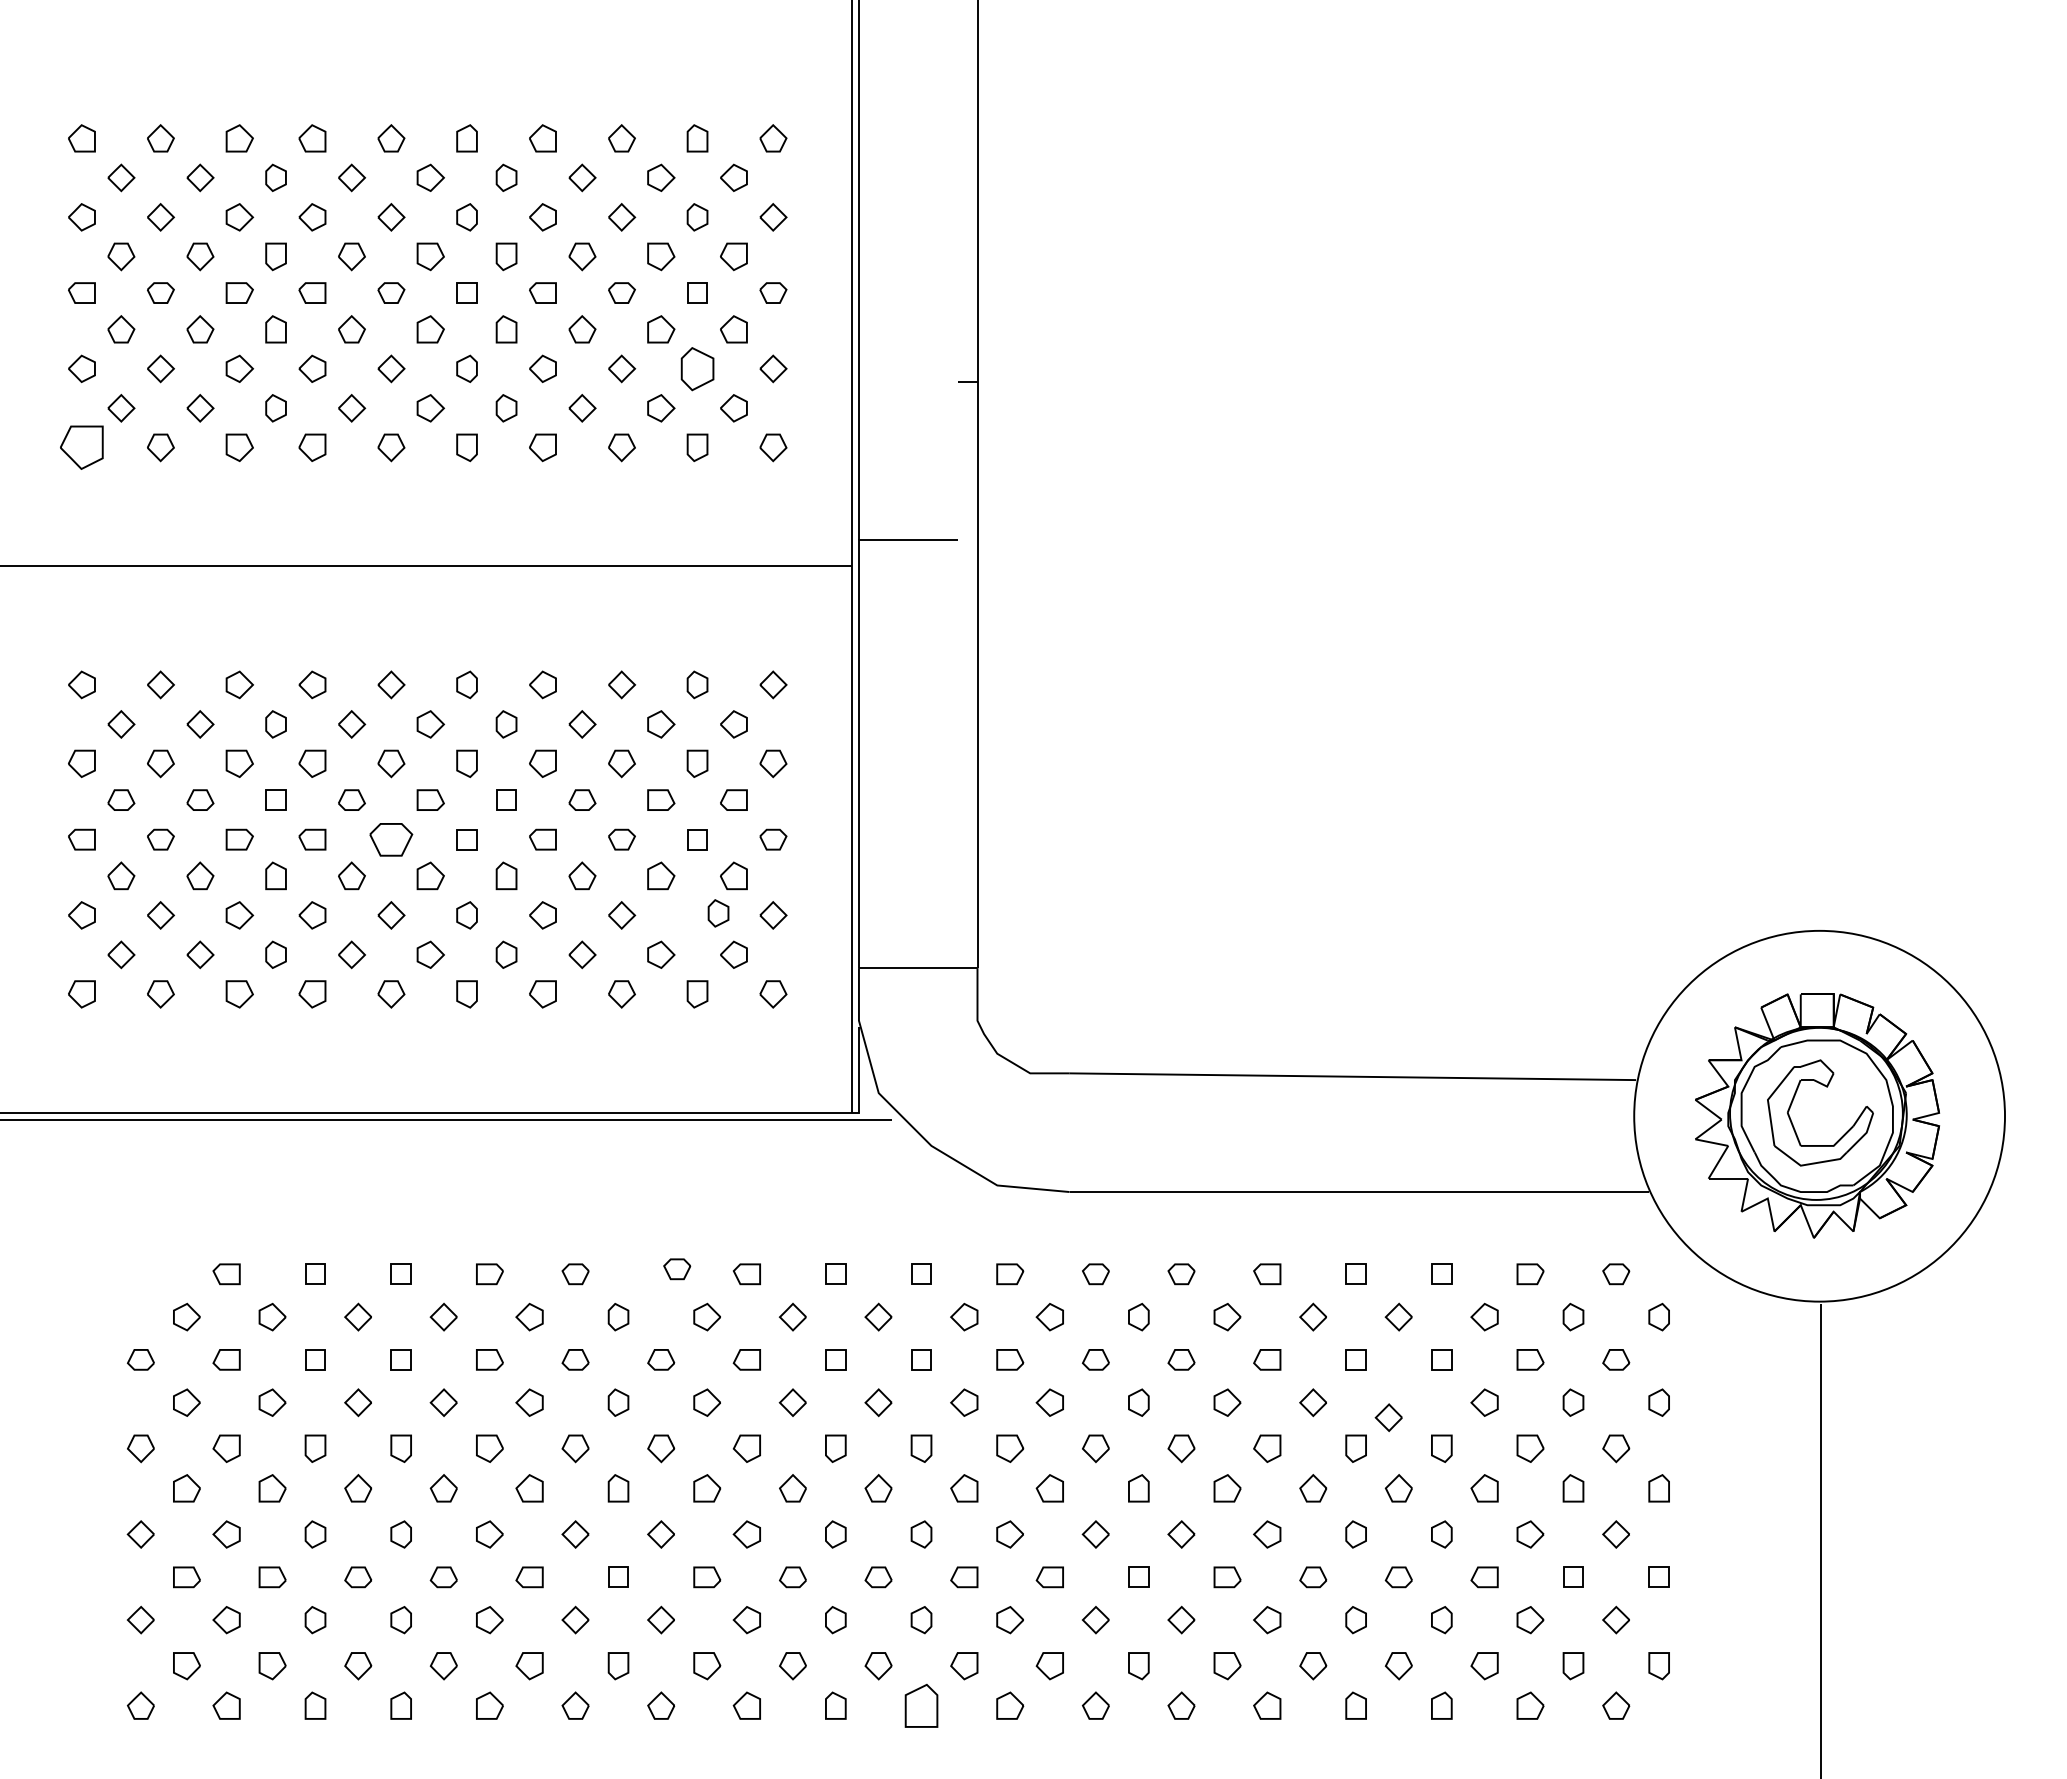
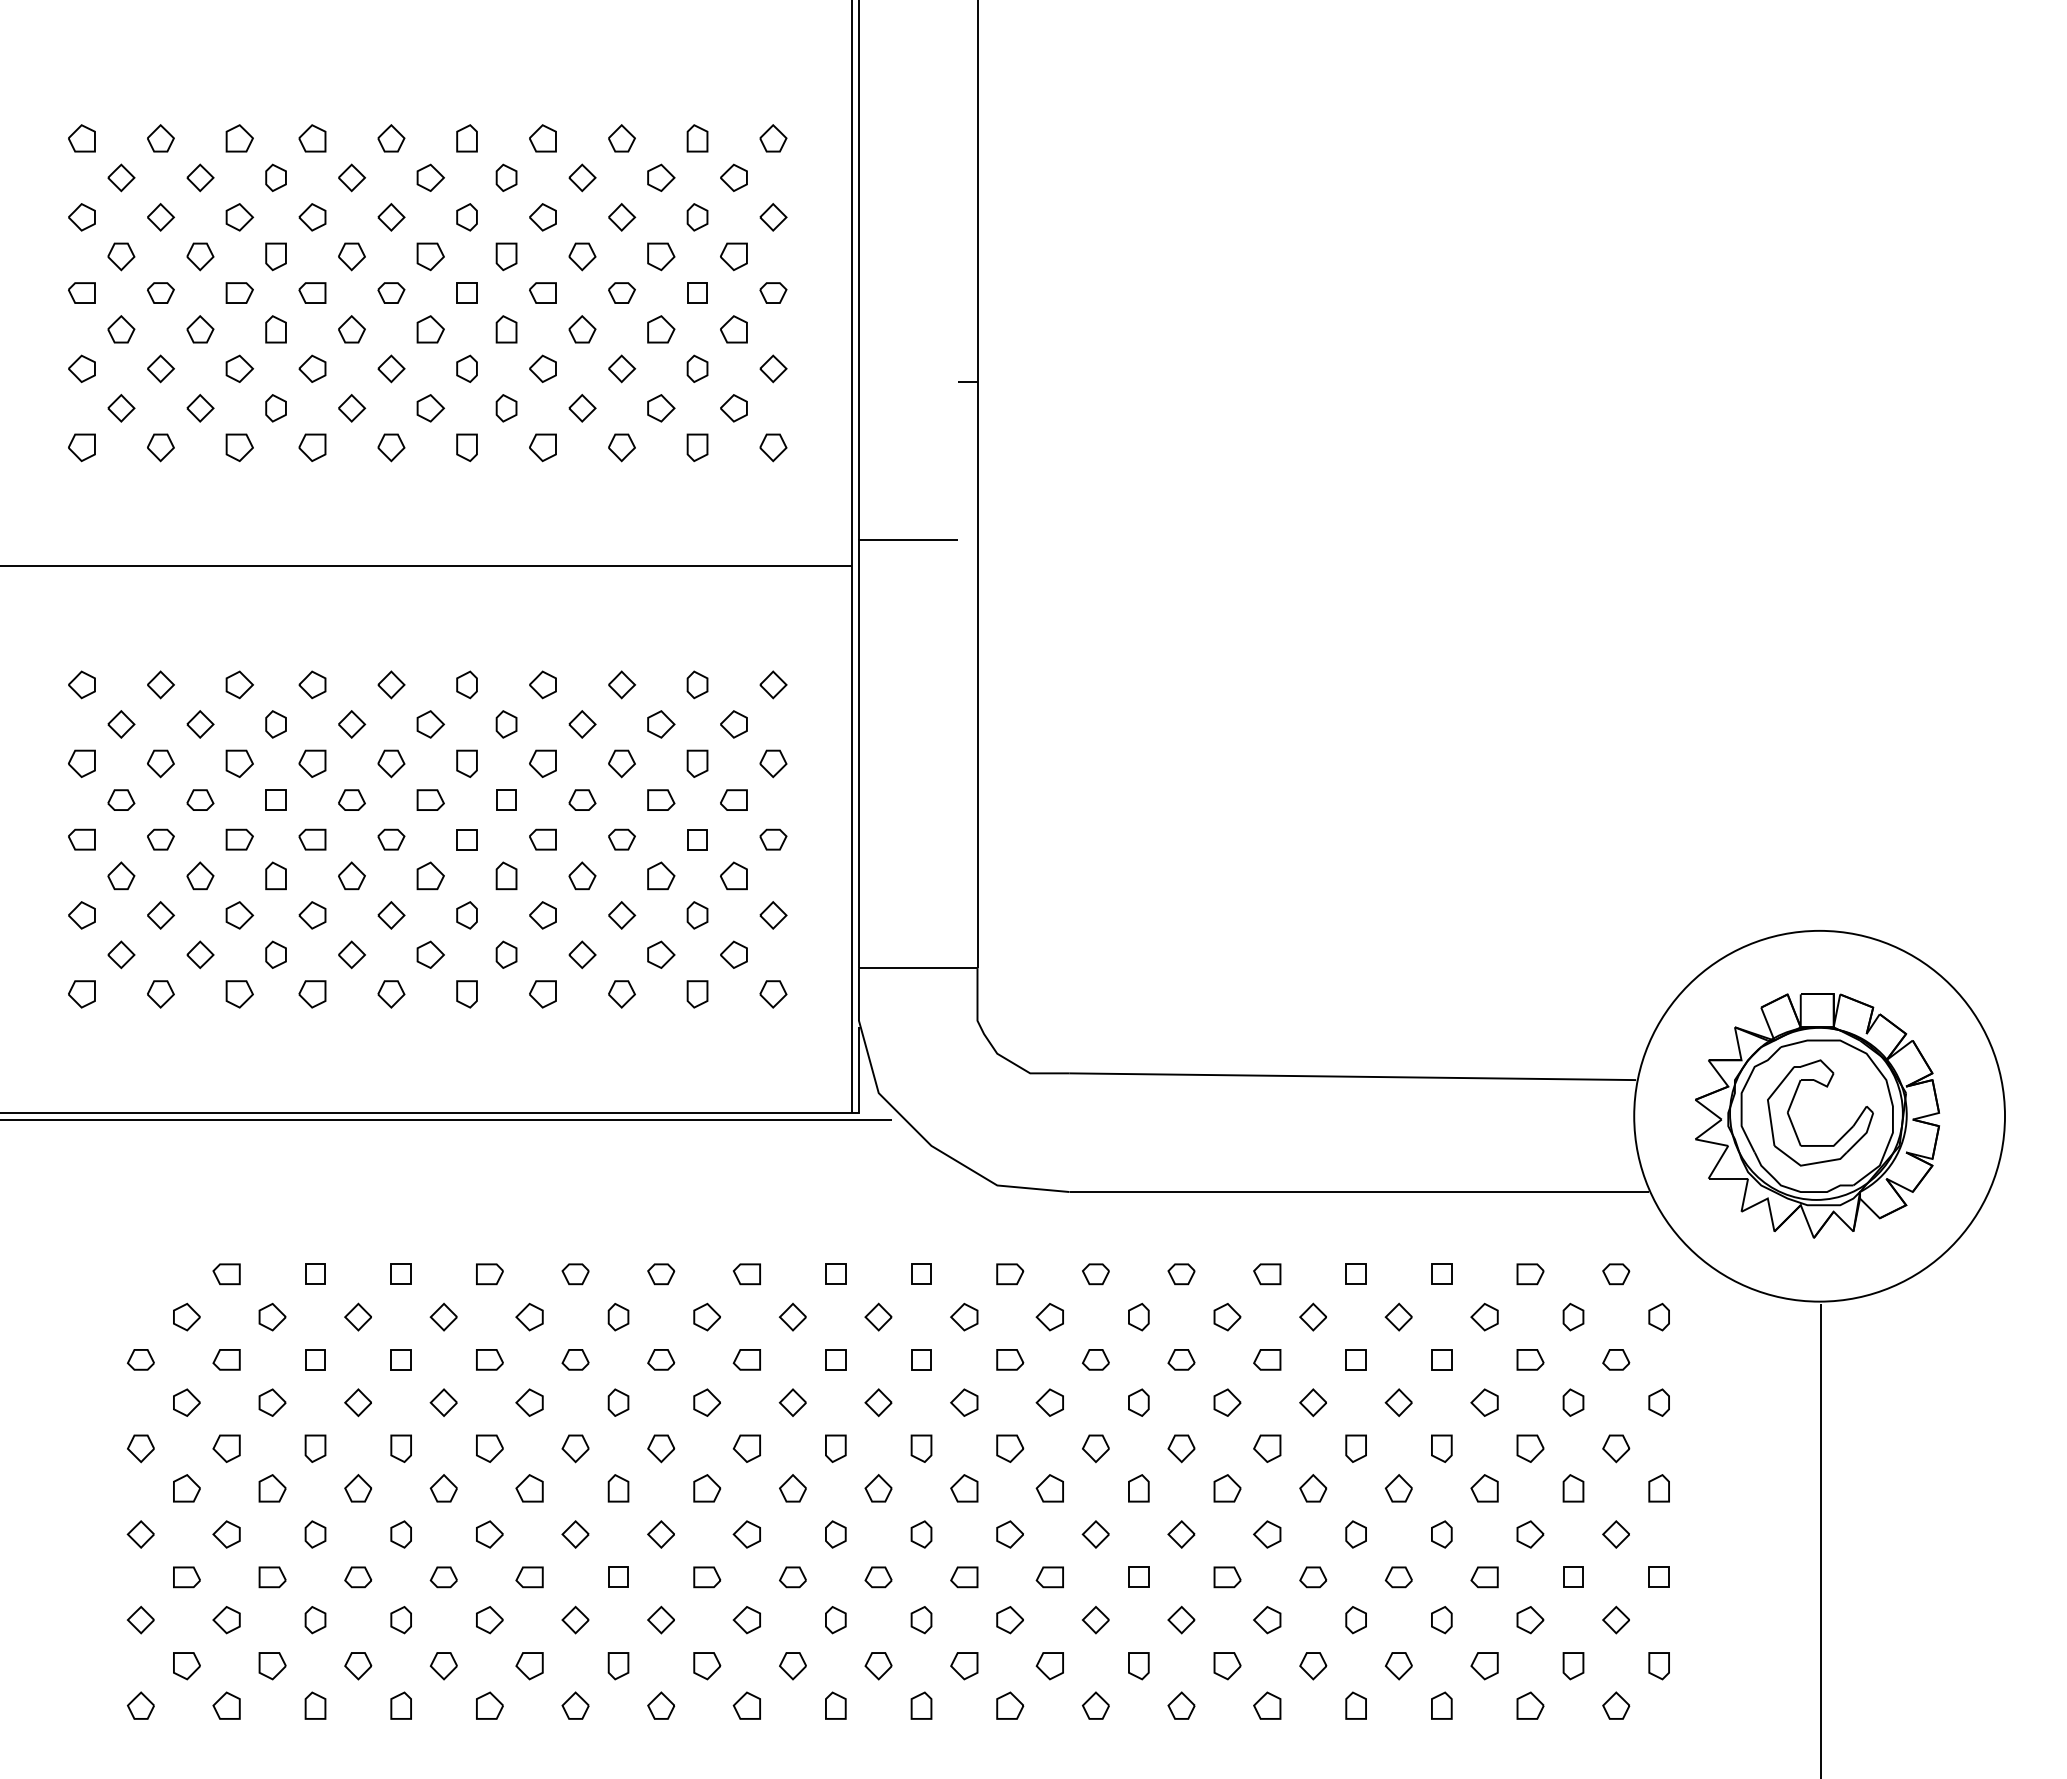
part size: 35x45 px -> 23x29 px (697, 368)
part size: 44x45 px -> 28x30 px (81, 447)
part size: 45x34 px -> 29x23 px (391, 839)
part position: (718, 913) -> (697, 915) (697, 915)
part position: (677, 1269) -> (661, 1274) (661, 1274)
part position: (1388, 1417) -> (1398, 1402) (1398, 1402)
part size: 35x44 px -> 23x29 px (921, 1705)
